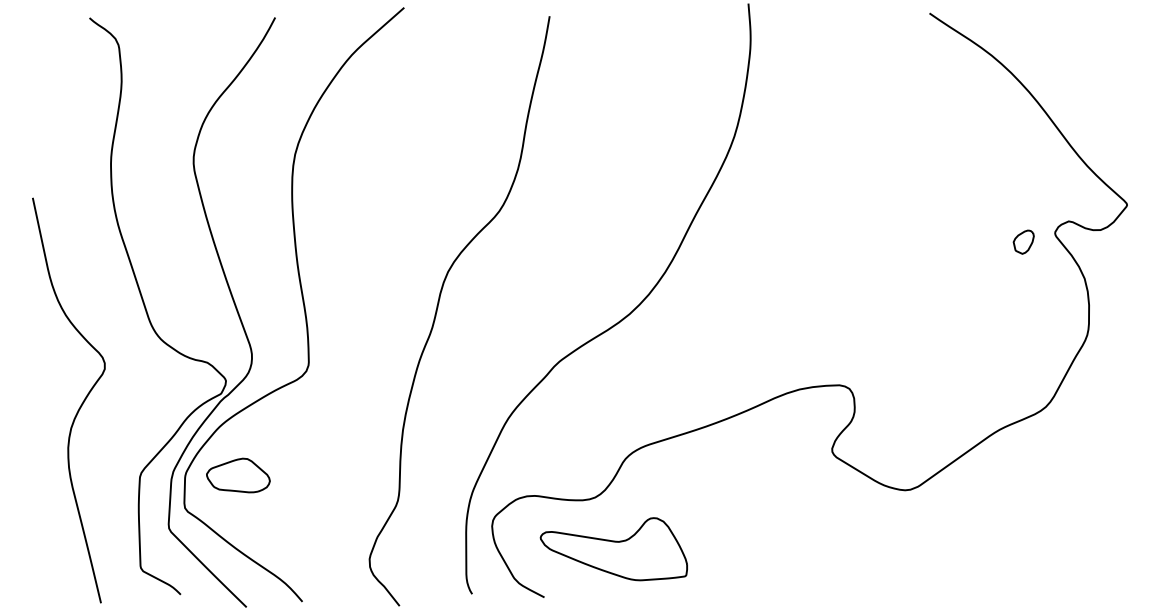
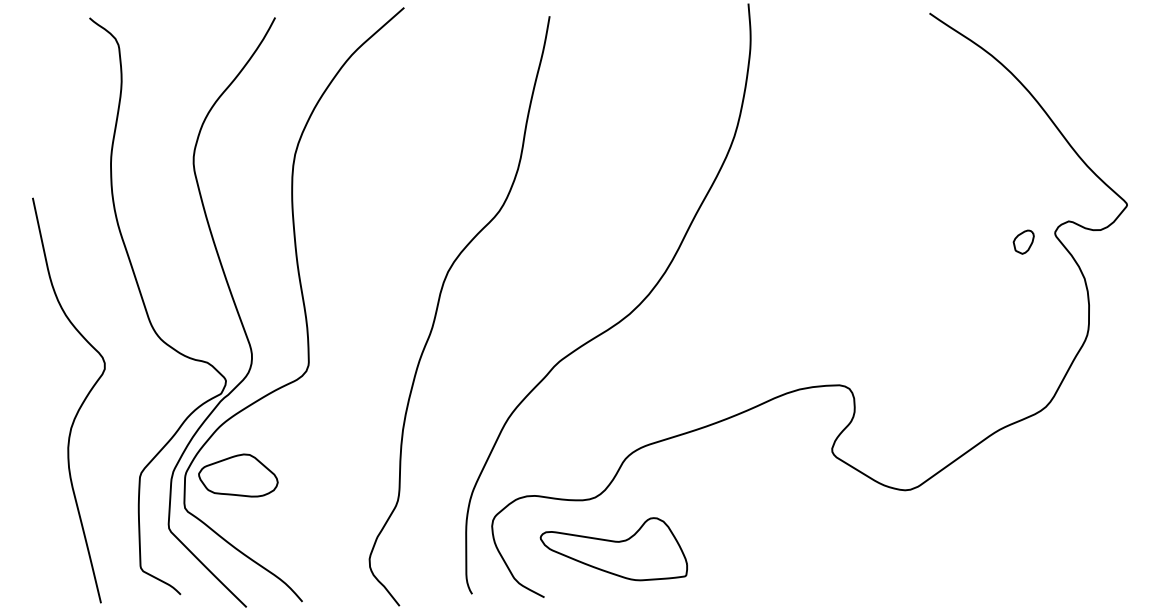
part size: 65x37 px -> 81x45 px (238, 475)
